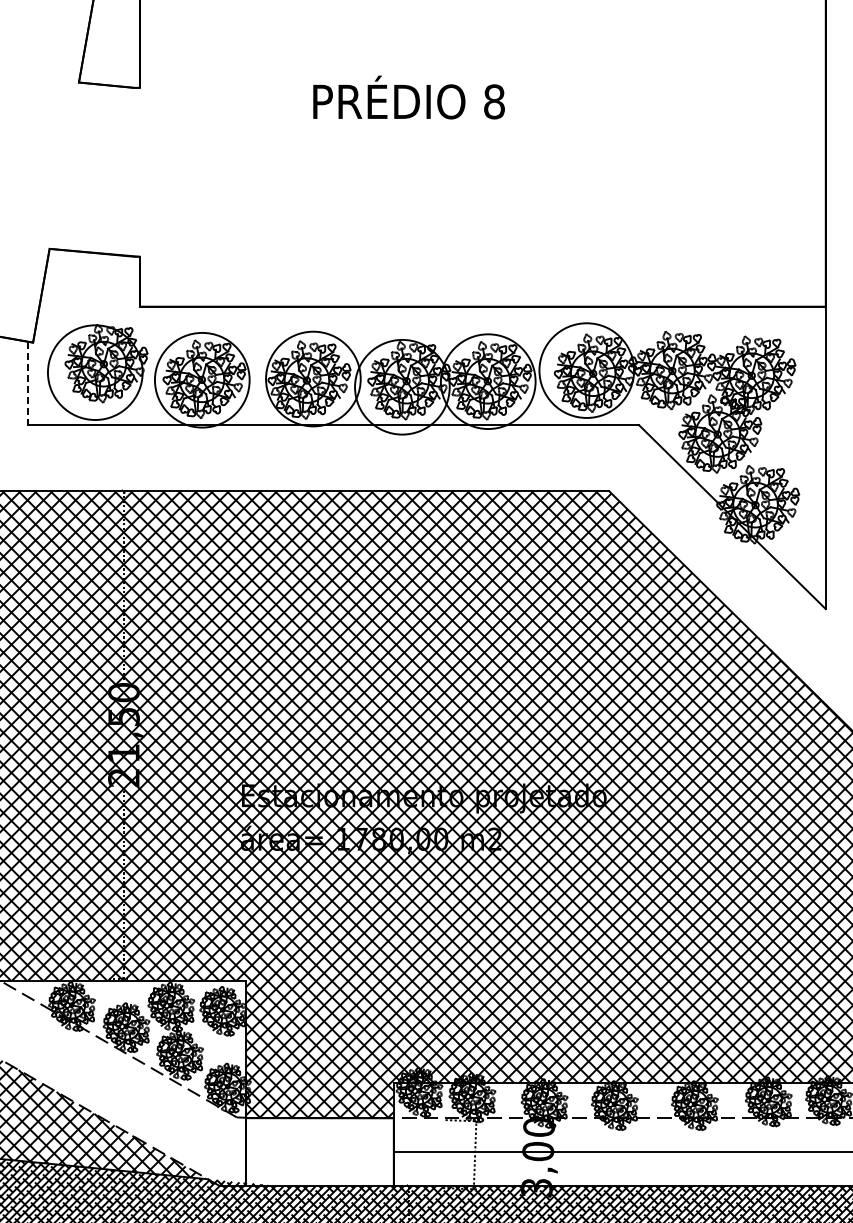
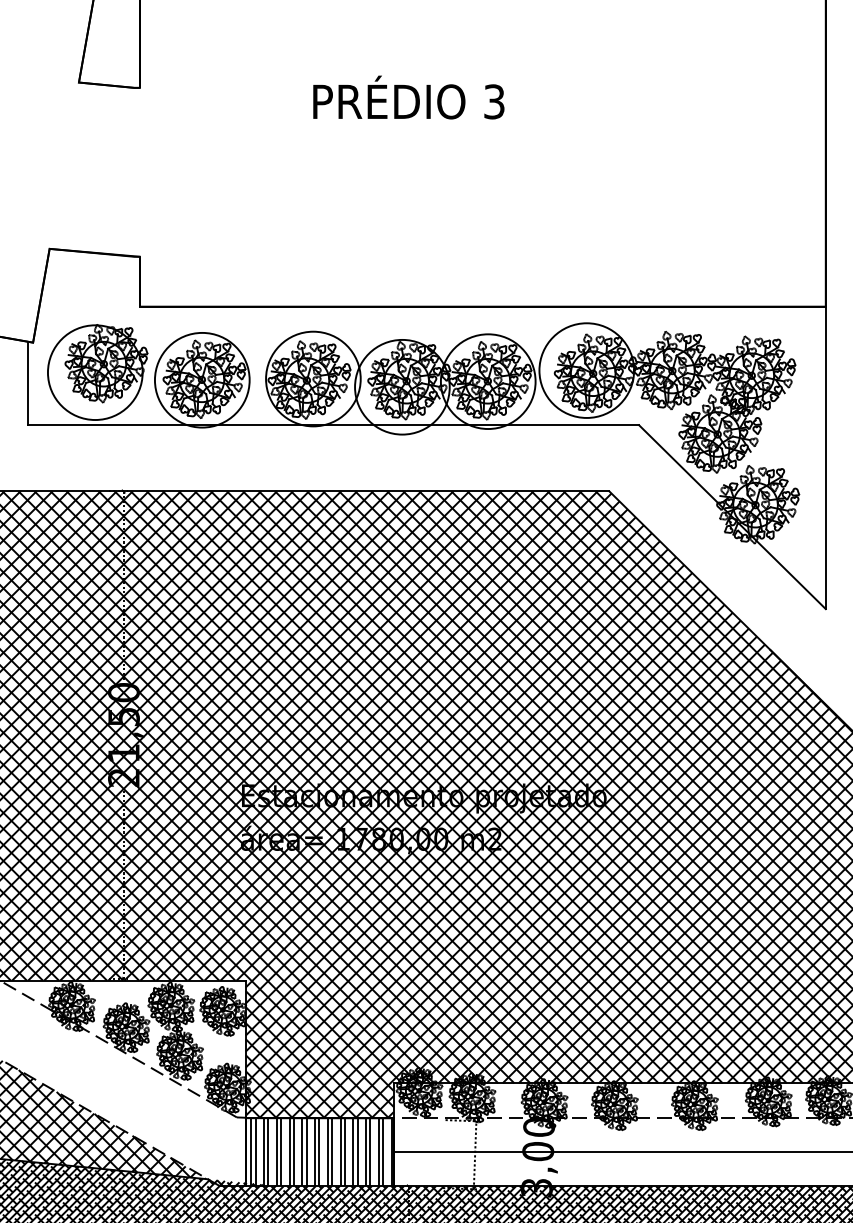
text: 8 -> 3 (494, 101)
line: dashed -> solid (28, 383)
hatch: none -> present (321, 1152)
